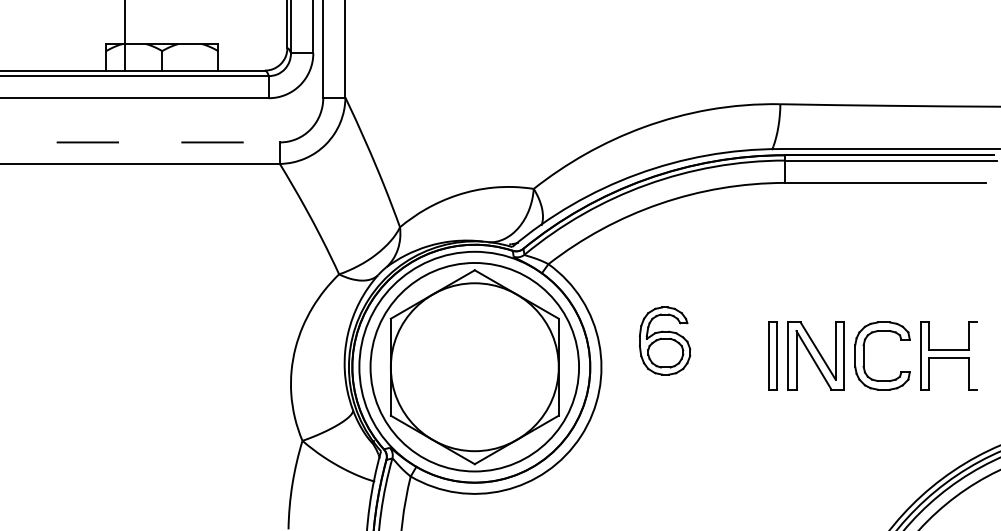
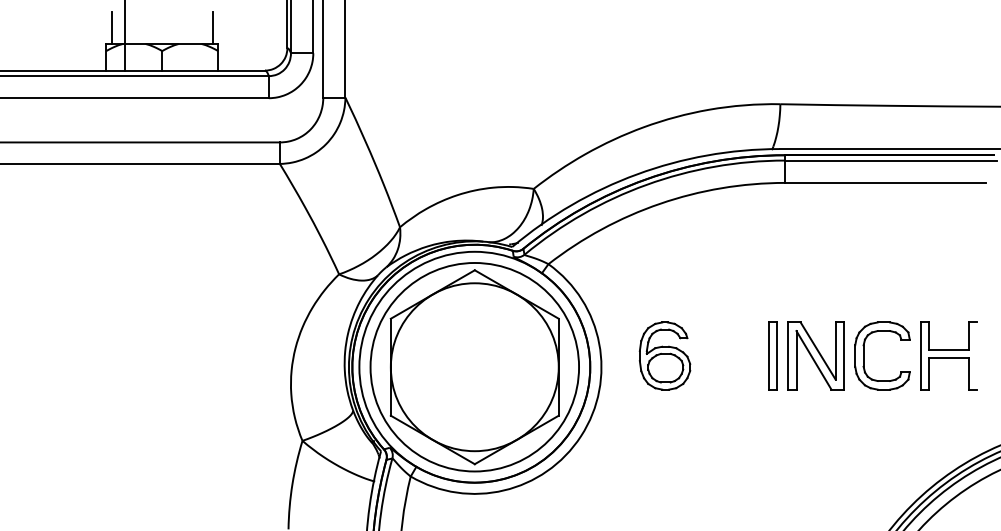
line: none -> present (111, 27)
line: none -> present (212, 27)
line: dashed -> solid (140, 142)
part position: (664, 340) -> (664, 355) (664, 355)
